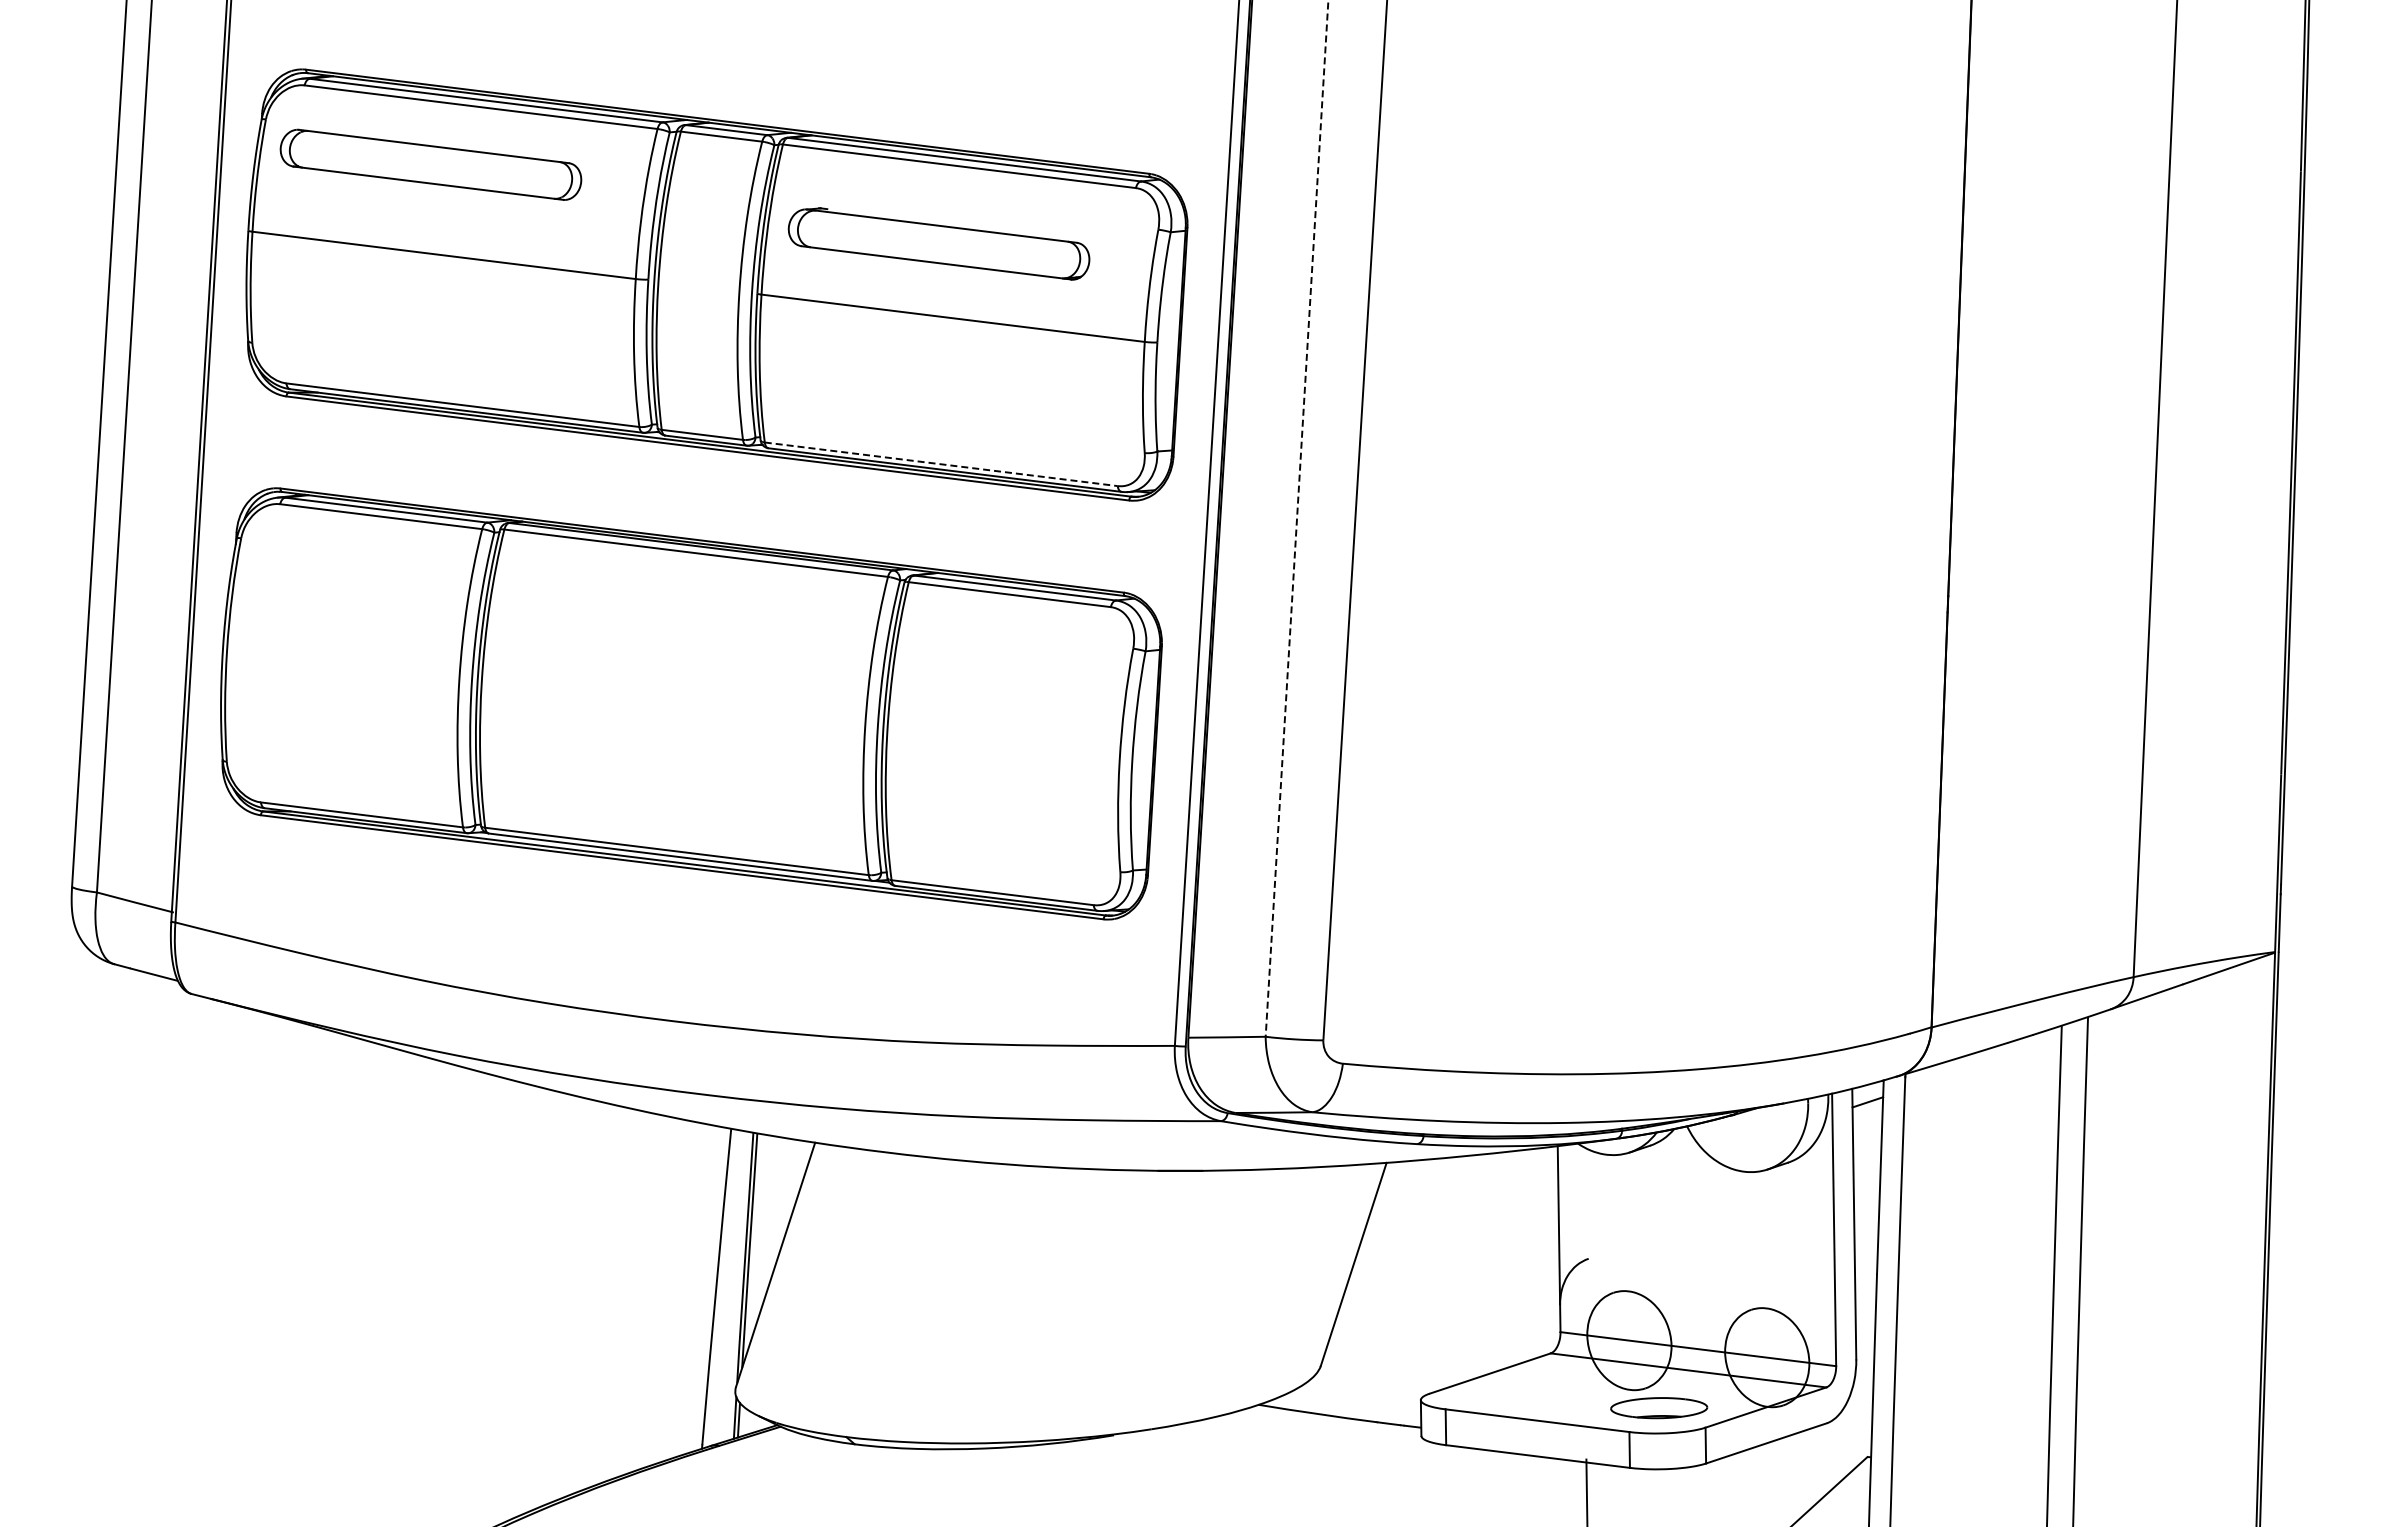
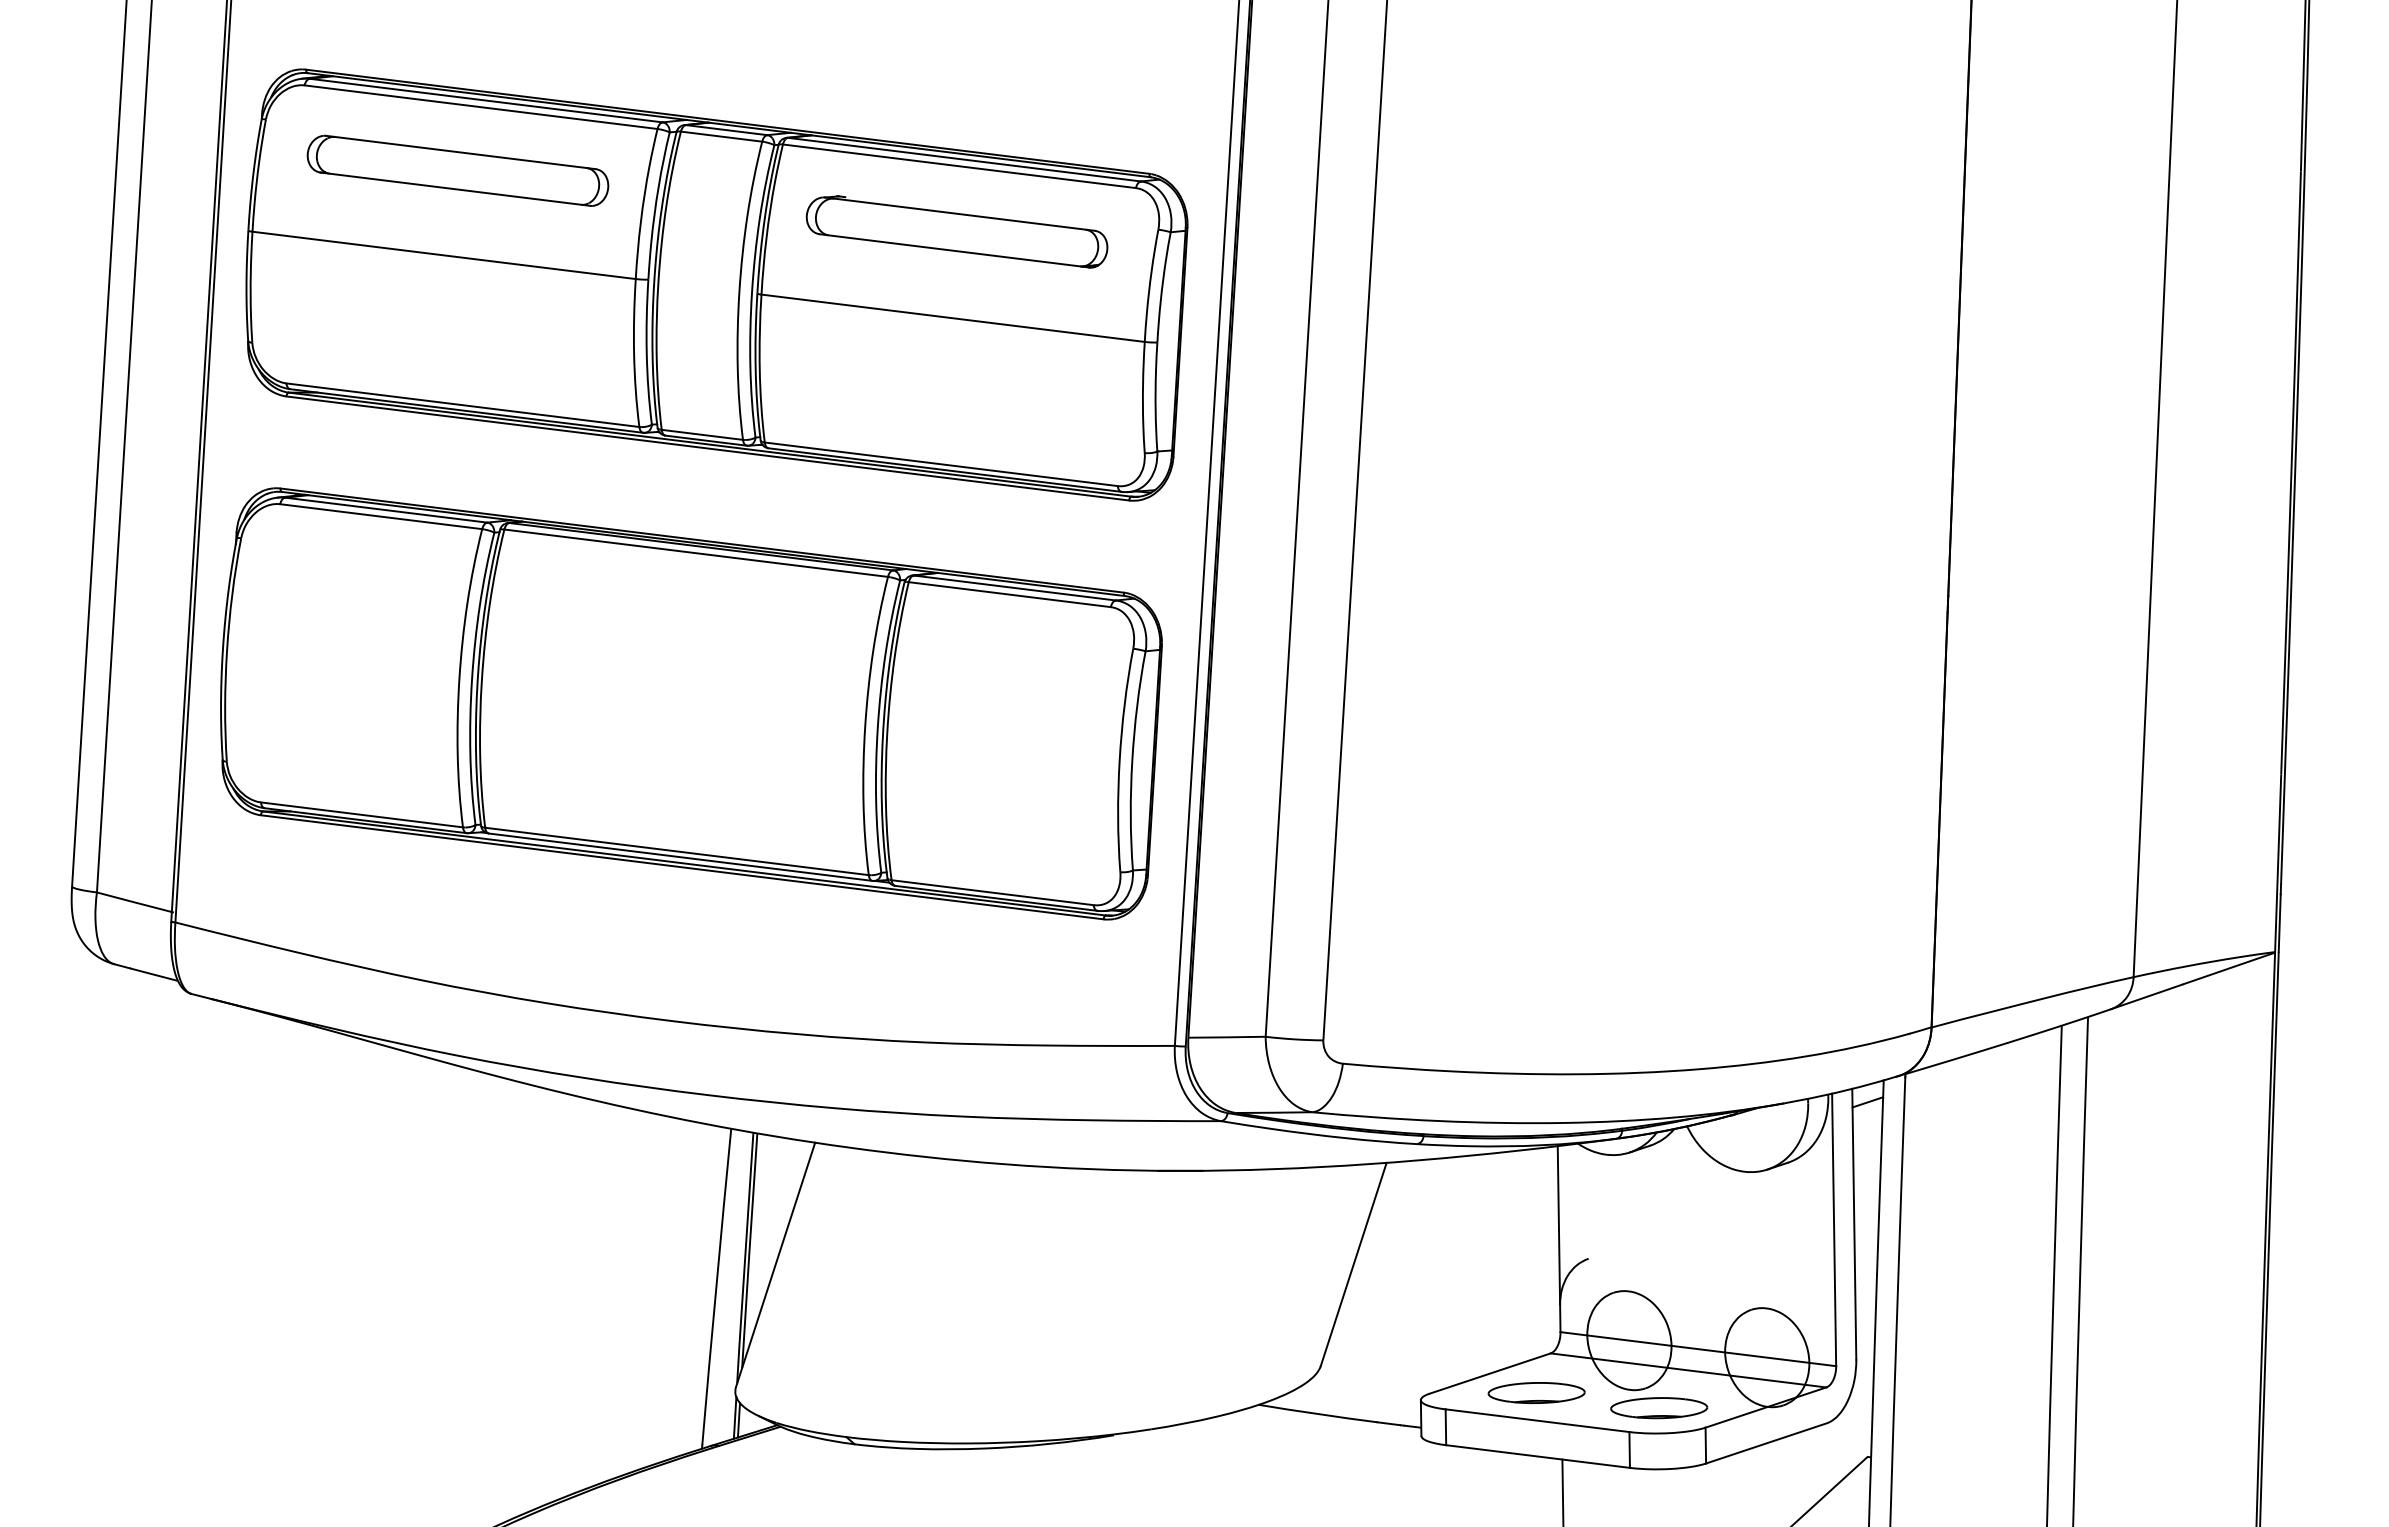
part position: (430, 164) -> (457, 170) (457, 170)
part position: (938, 243) -> (956, 231) (956, 231)
line: dashed -> solid (941, 464)
line: dashed -> solid (1297, 519)
part: none -> present (1536, 1392)
line position: (1586, 1491) -> (1562, 1491) (1562, 1491)
